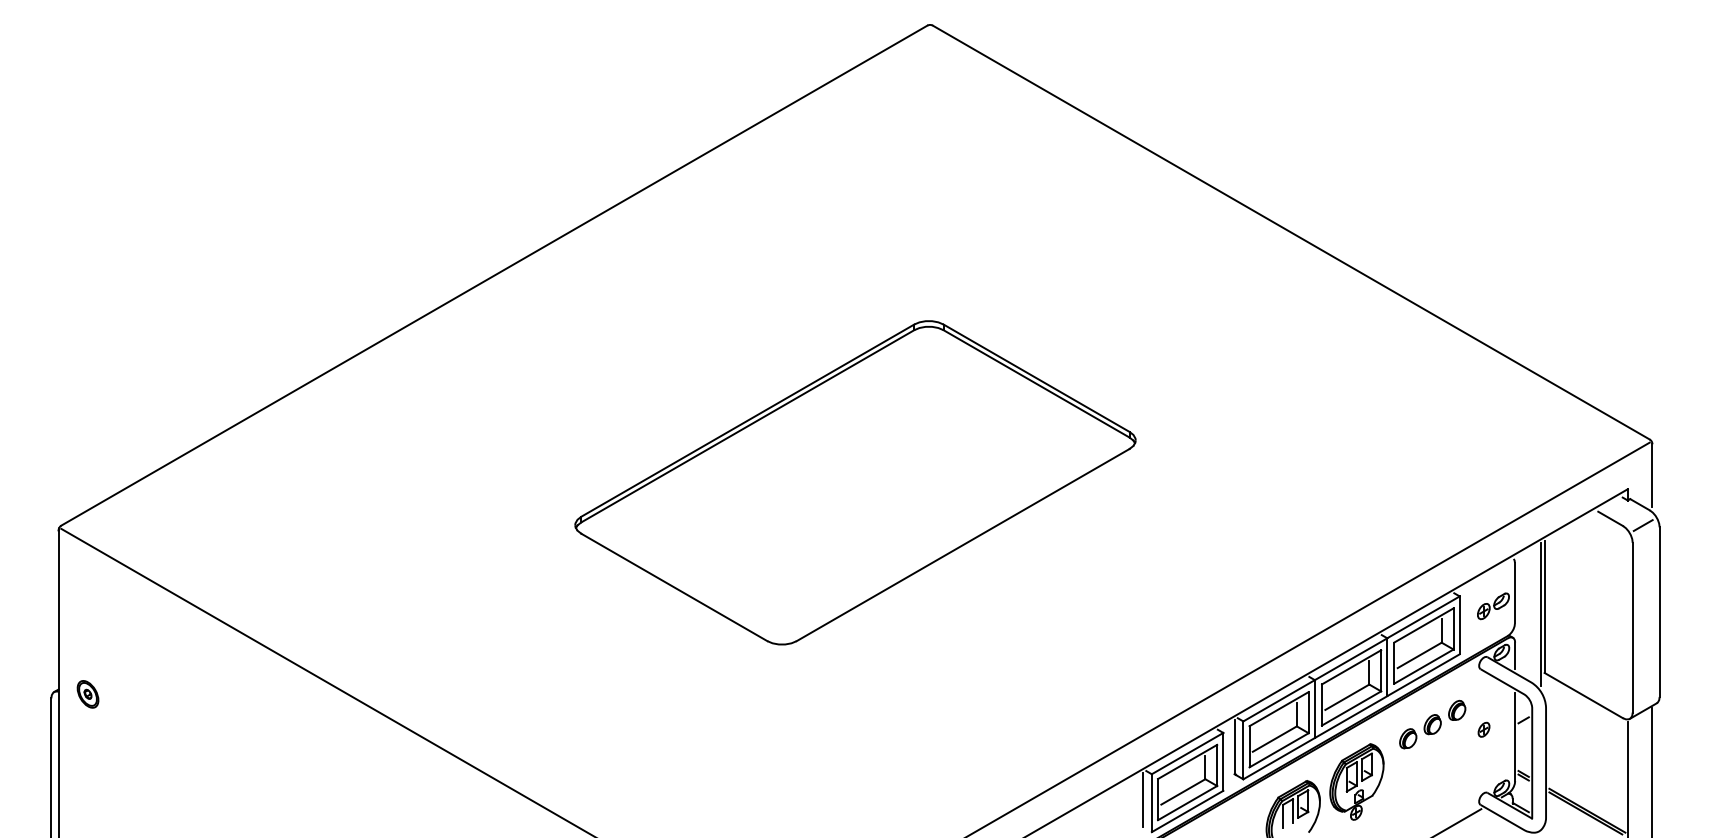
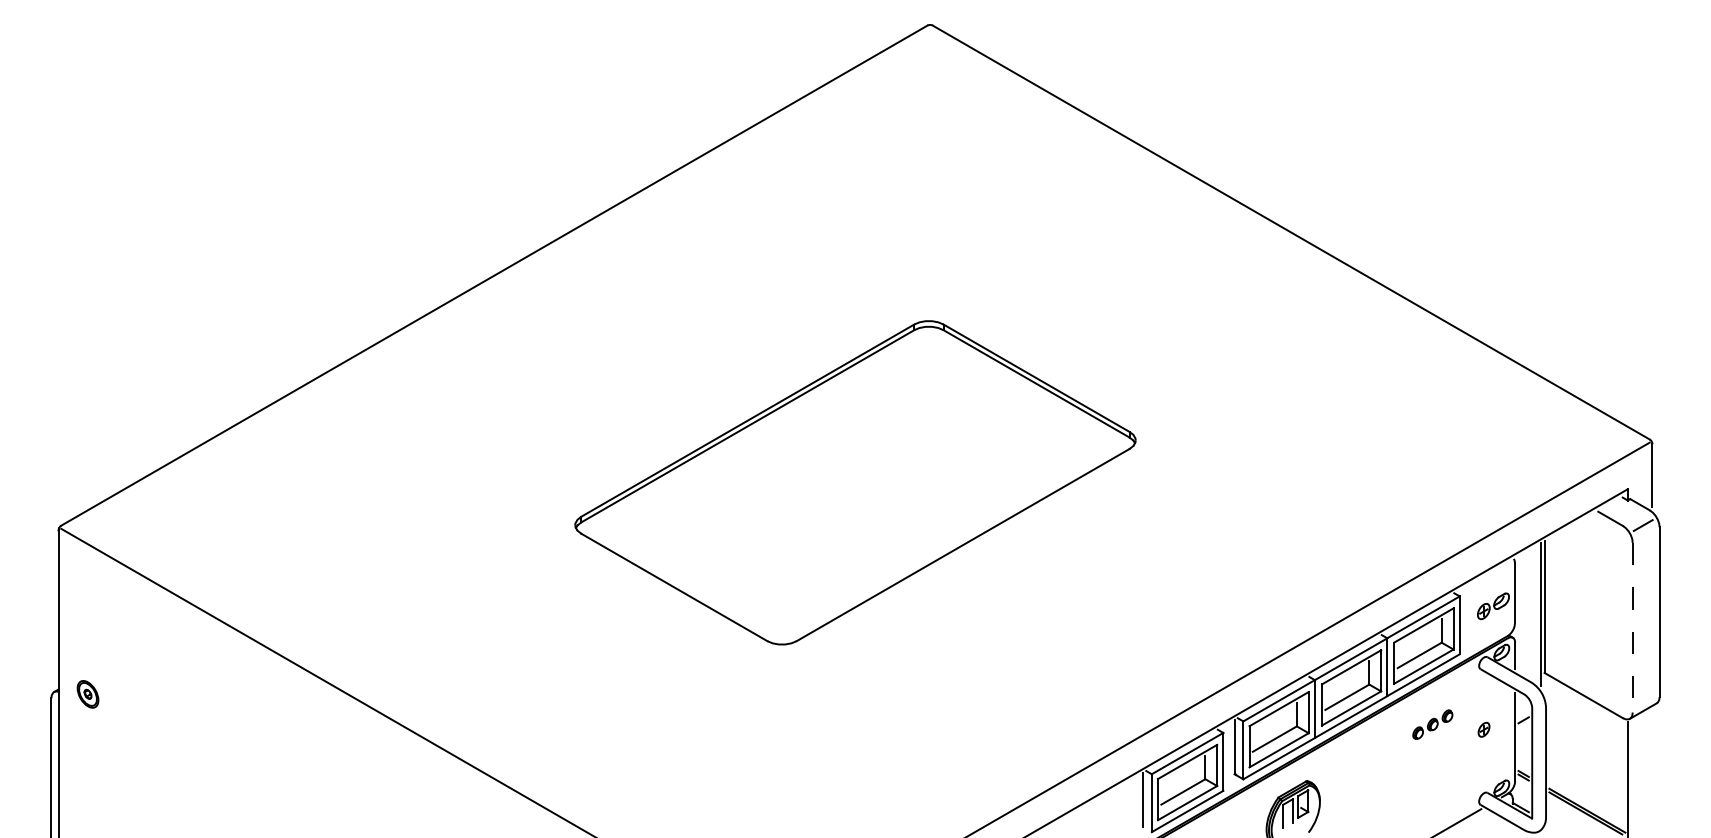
line: solid -> dashed (1632, 627)
part size: 68x51 px -> 42x31 px (1432, 724)
line: present -> none (1652, 770)
part: present -> none (1356, 781)
